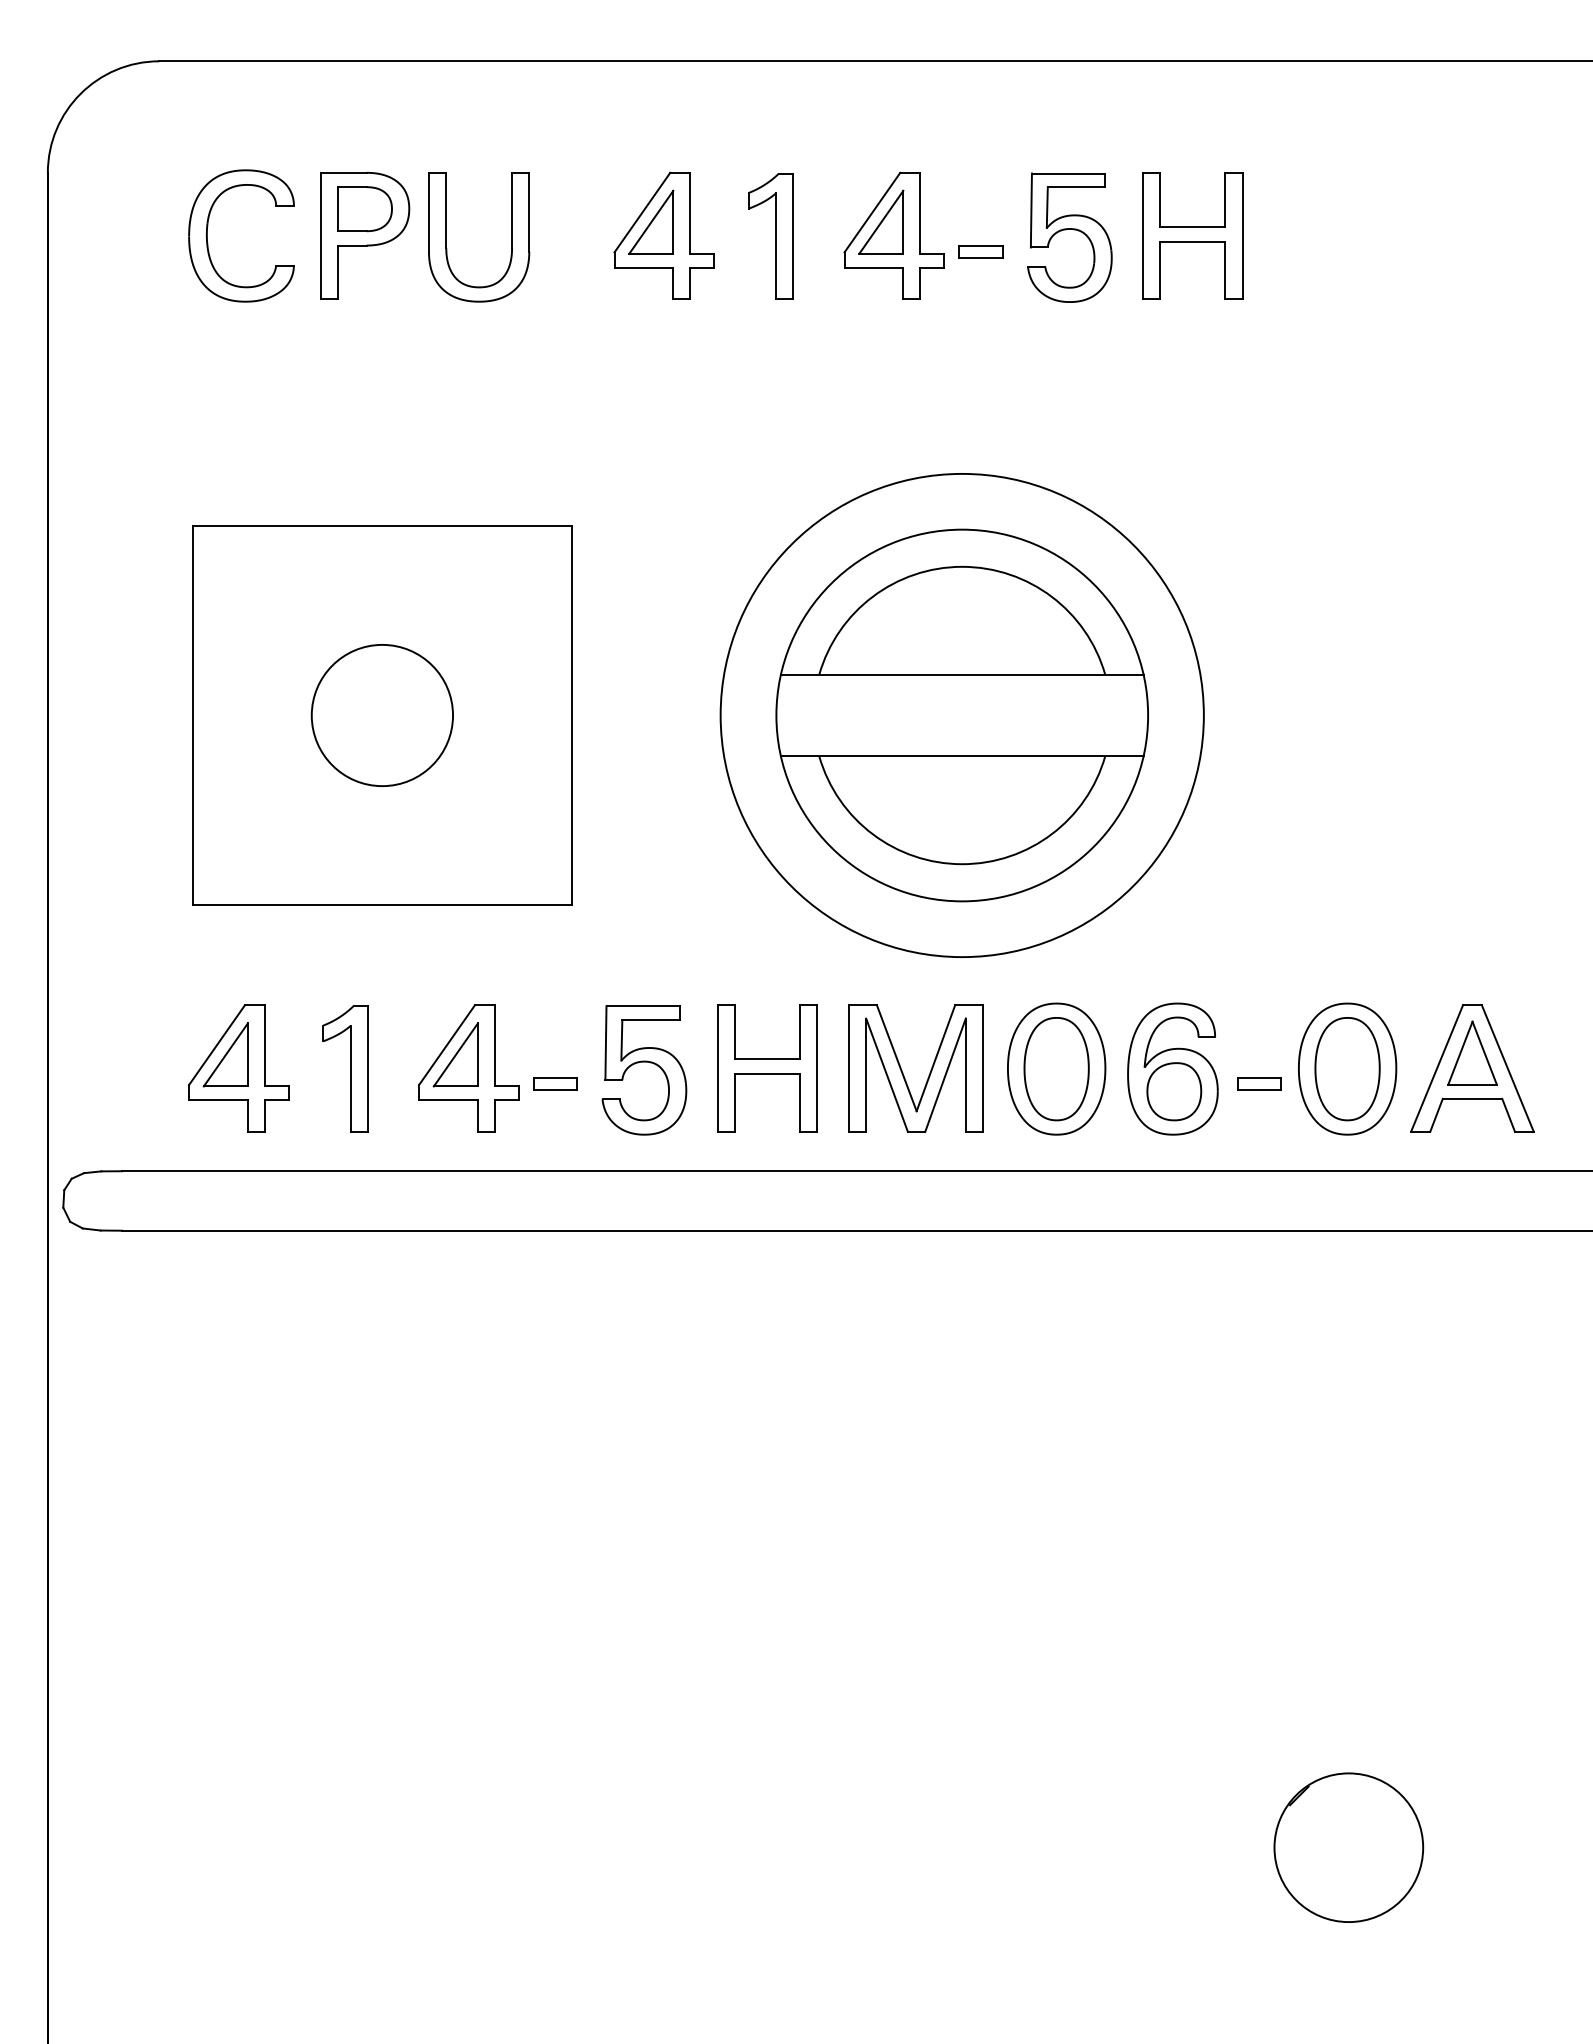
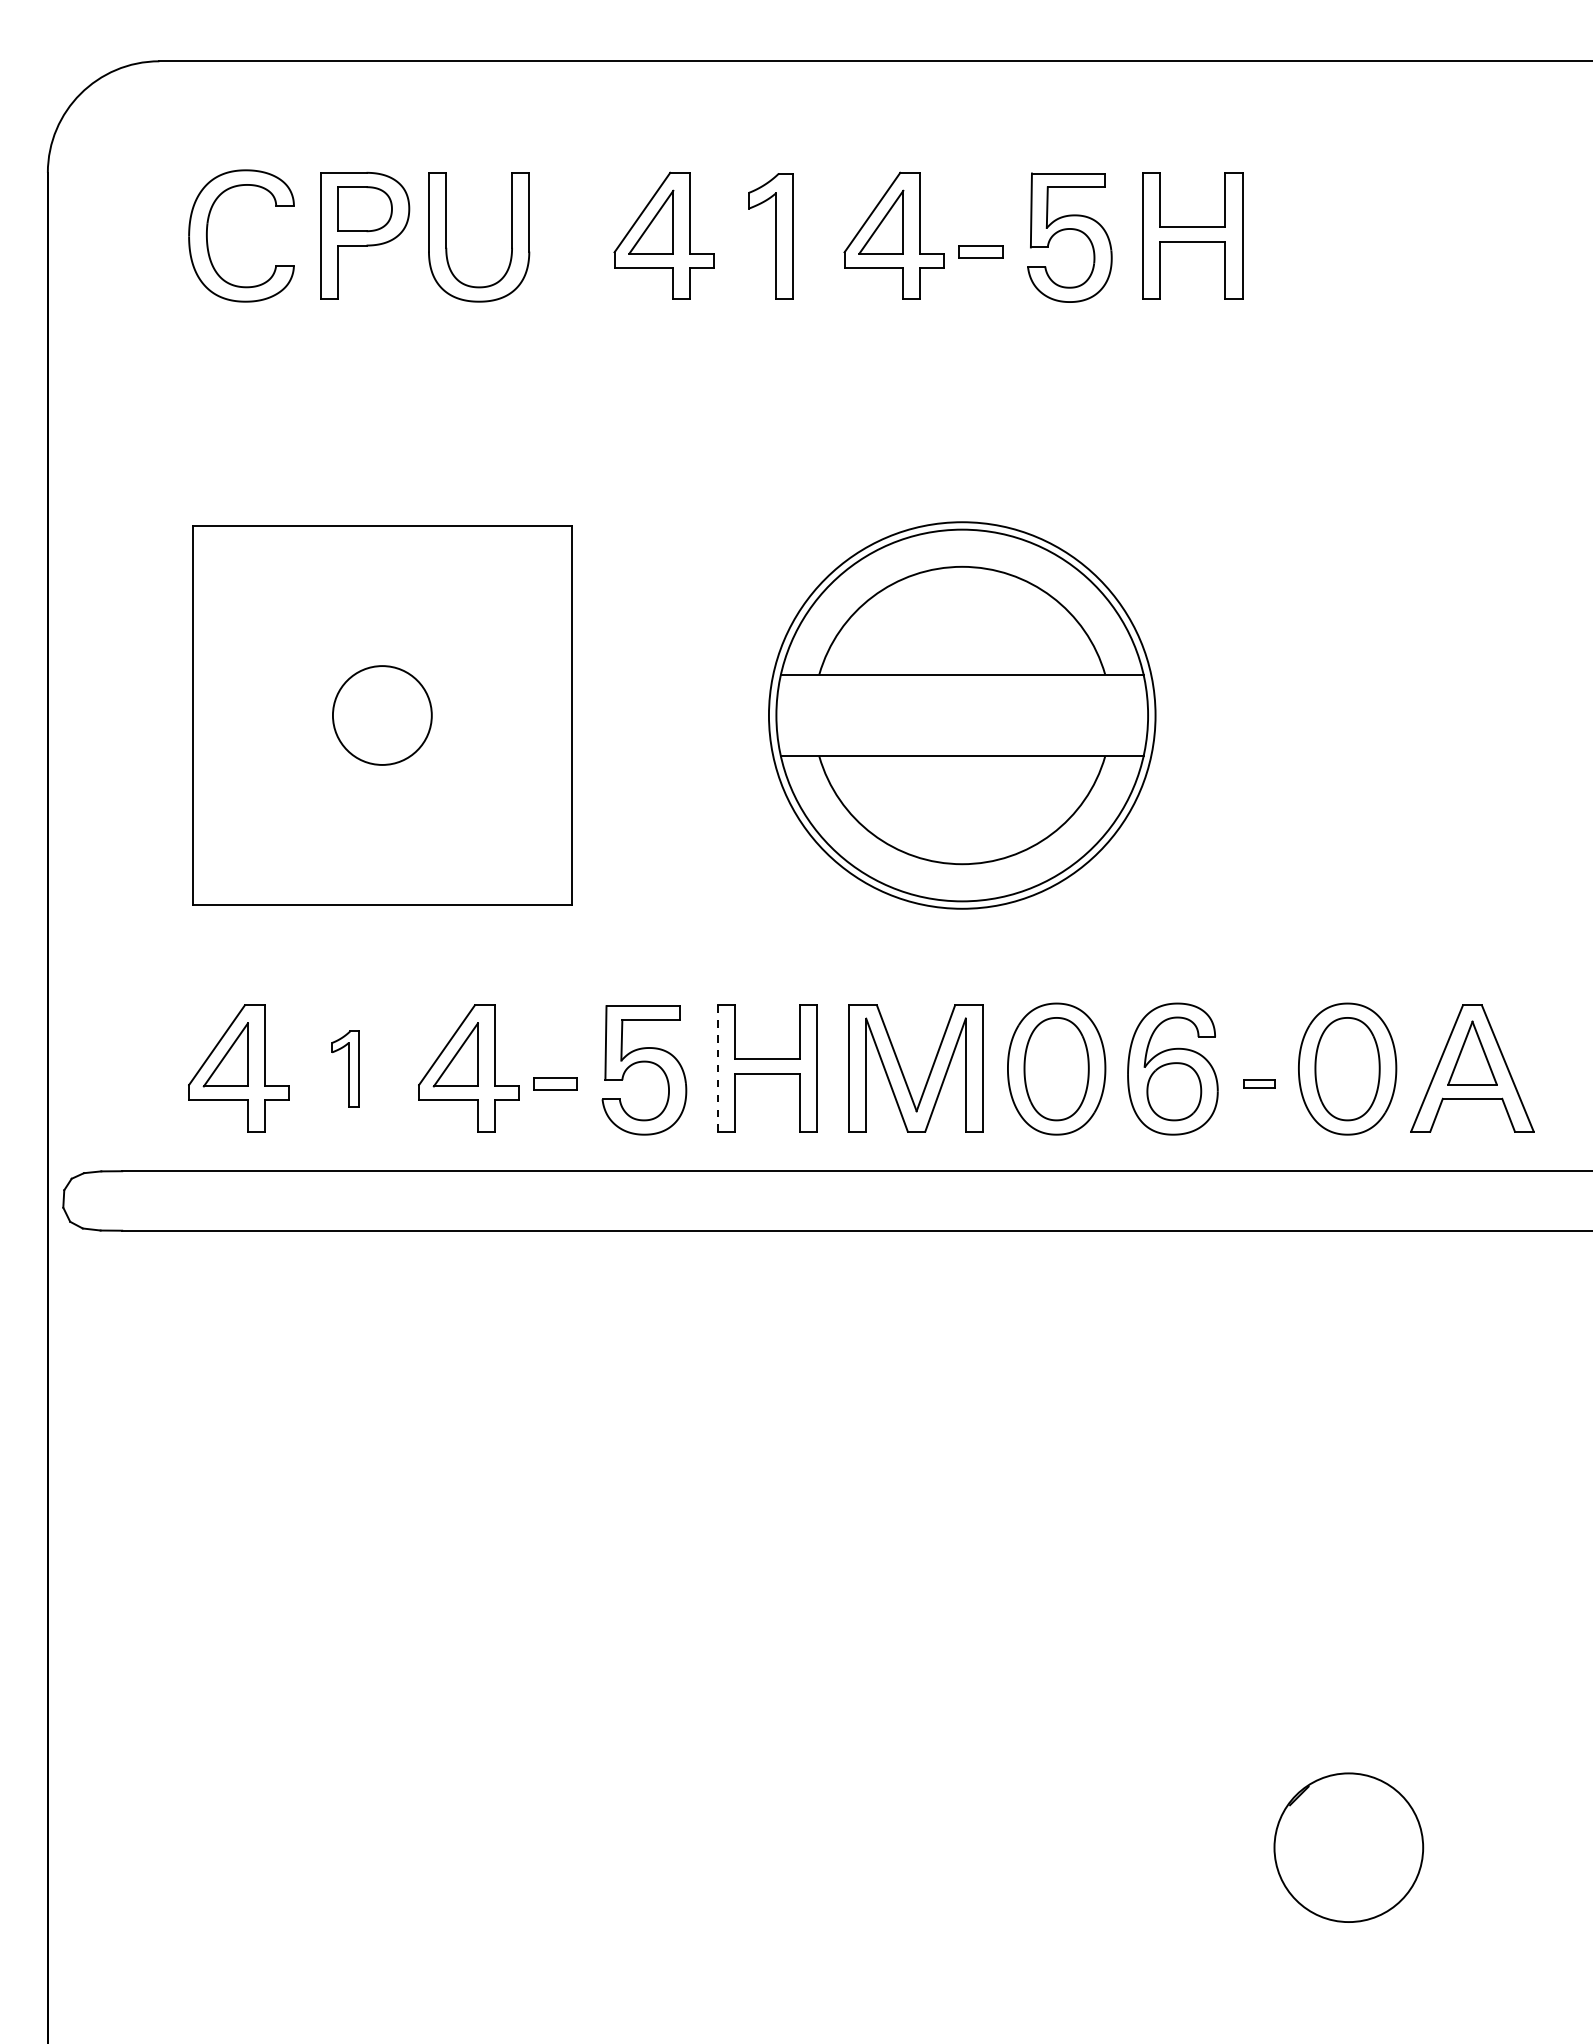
circle diameter: 141 px -> 99 px (381, 715)
circle diameter: 483 px -> 387 px (961, 715)
part size: 47x128 px -> 29x78 px (345, 1068)
line: solid -> dashed (717, 1068)
part size: 45x14 px -> 33x10 px (1259, 1083)
